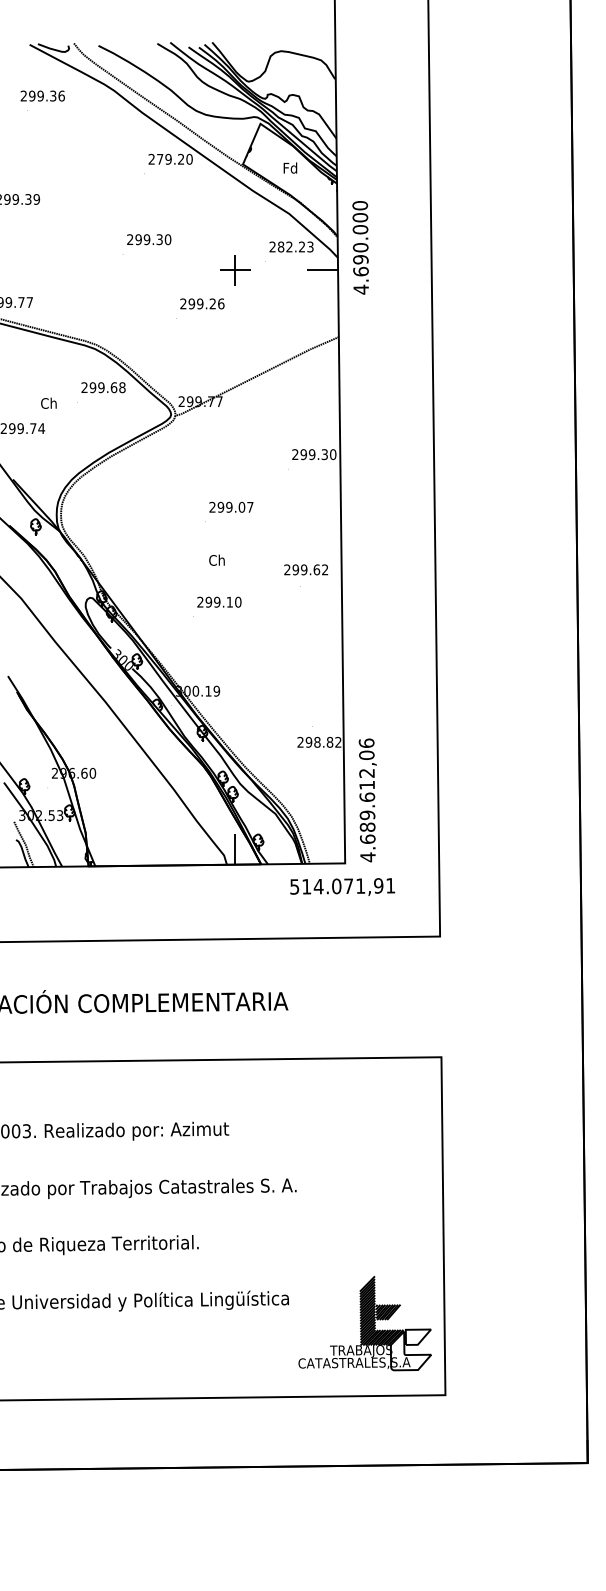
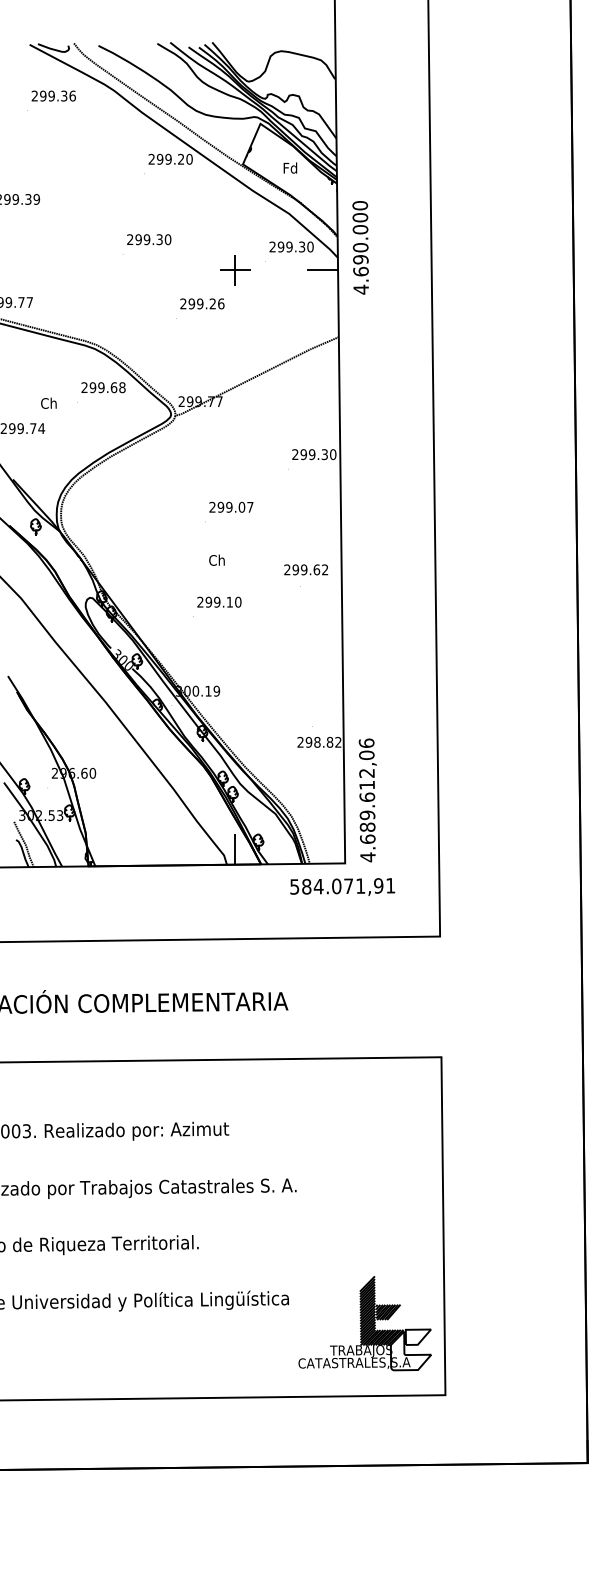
text position: (42, 95) -> (53, 95) (53, 95)
text: 279.20 -> 299.20 (159, 158)
text: 282.23 -> 299.30 (295, 246)
text: 514.071,91 -> 584.071,91 (306, 886)
